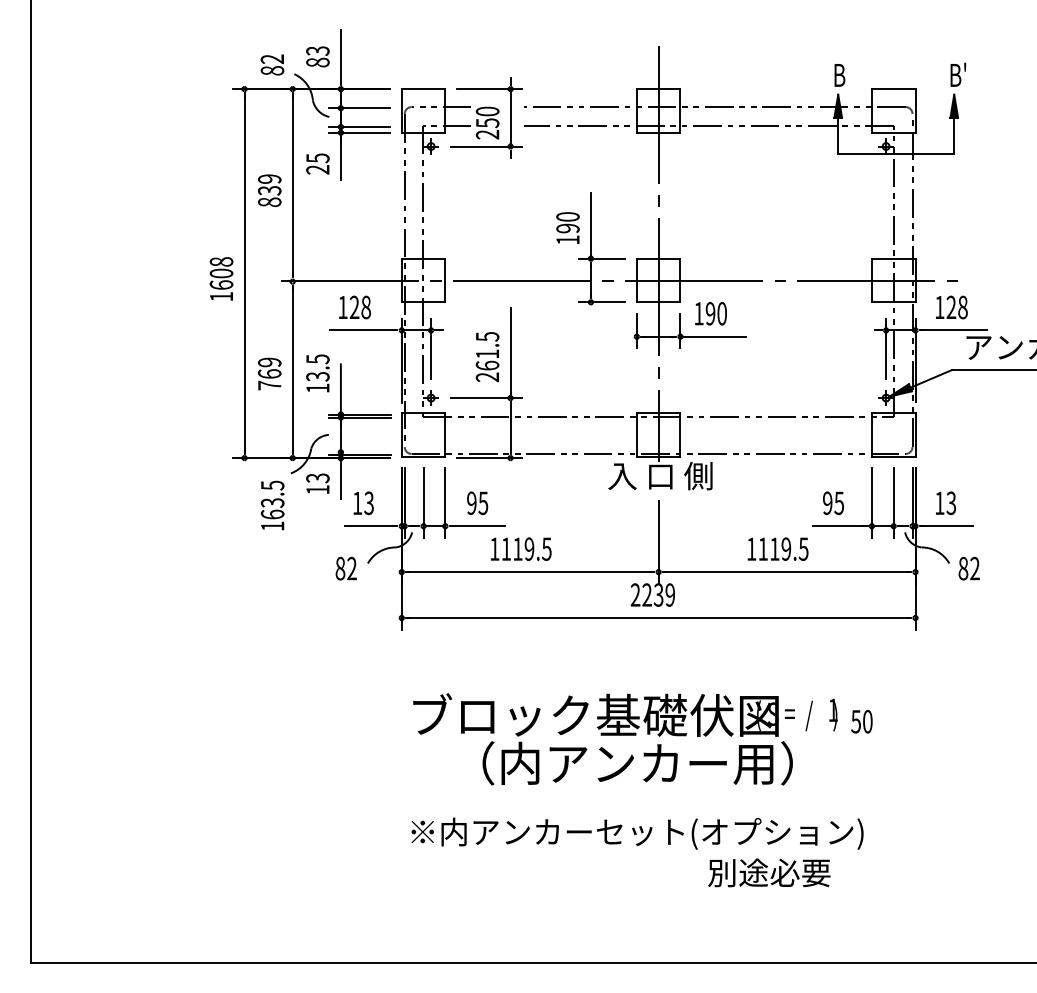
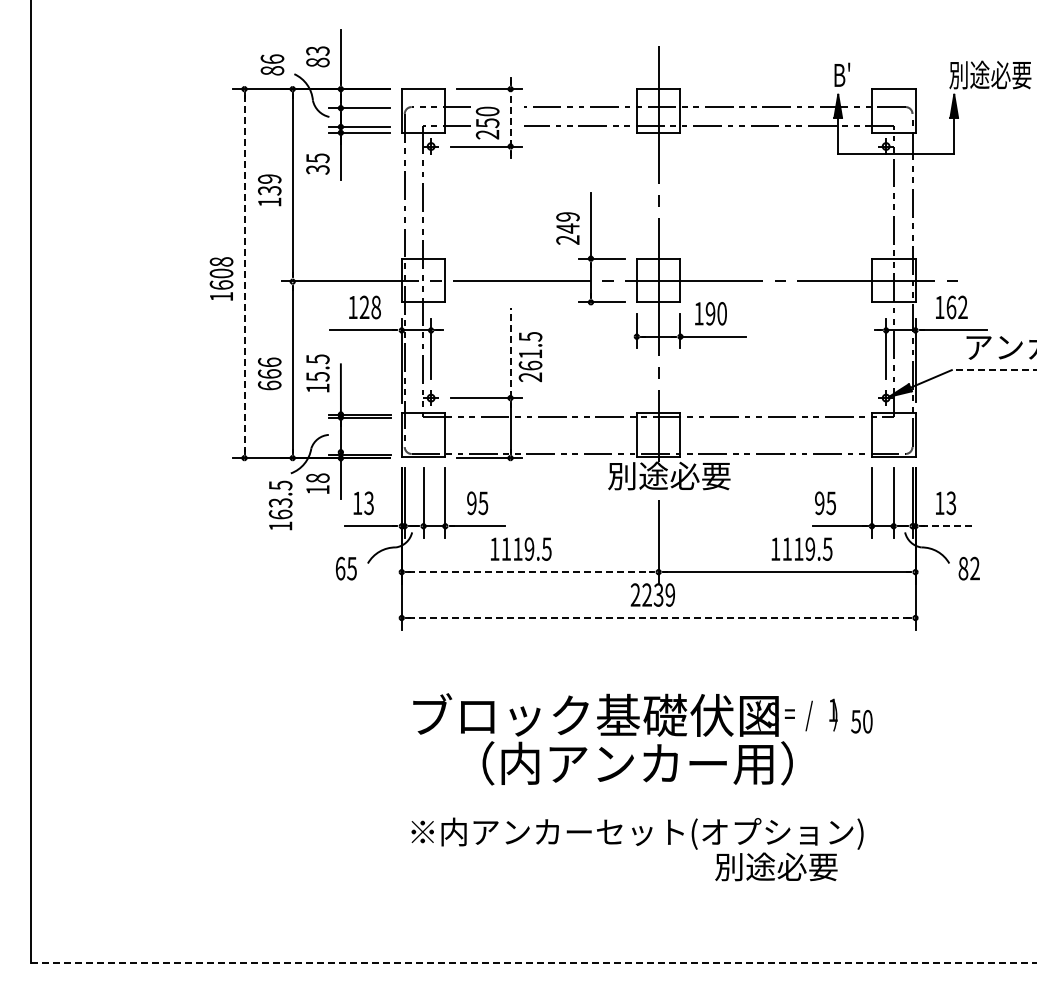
text: 82 -> 86 (272, 58)
text: B -> B' (849, 66)
text: B' -> 別途必要 (990, 74)
line: solid -> dashed (510, 117)
text: 25 -> 35 (317, 169)
text: 839 -> 139 (269, 201)
text: 190 -> 249 (567, 228)
line: solid -> dashed (244, 273)
text position: (354, 307) -> (364, 307) (364, 307)
text: 128 -> 162 (956, 307)
line: solid -> dashed (510, 353)
text position: (487, 357) -> (530, 357) (530, 357)
line: solid -> dashed (993, 370)
text: 769 -> 666 (269, 373)
text: 13.5 -> 15.5 (317, 376)
text: 入 口 側 -> 別途必要 (669, 475)
text: 13 -> 18 (317, 478)
text position: (833, 503) -> (825, 503) (825, 503)
text position: (272, 505) -> (280, 505) (280, 505)
line: solid -> dashed (946, 526)
text position: (777, 548) -> (801, 548) (801, 548)
text: 82 -> 65 (345, 568)
line: solid -> dashed (530, 572)
line: solid -> dashed (658, 618)
text position: (769, 872) -> (776, 866) (776, 866)
line: solid -> dashed (534, 963)
